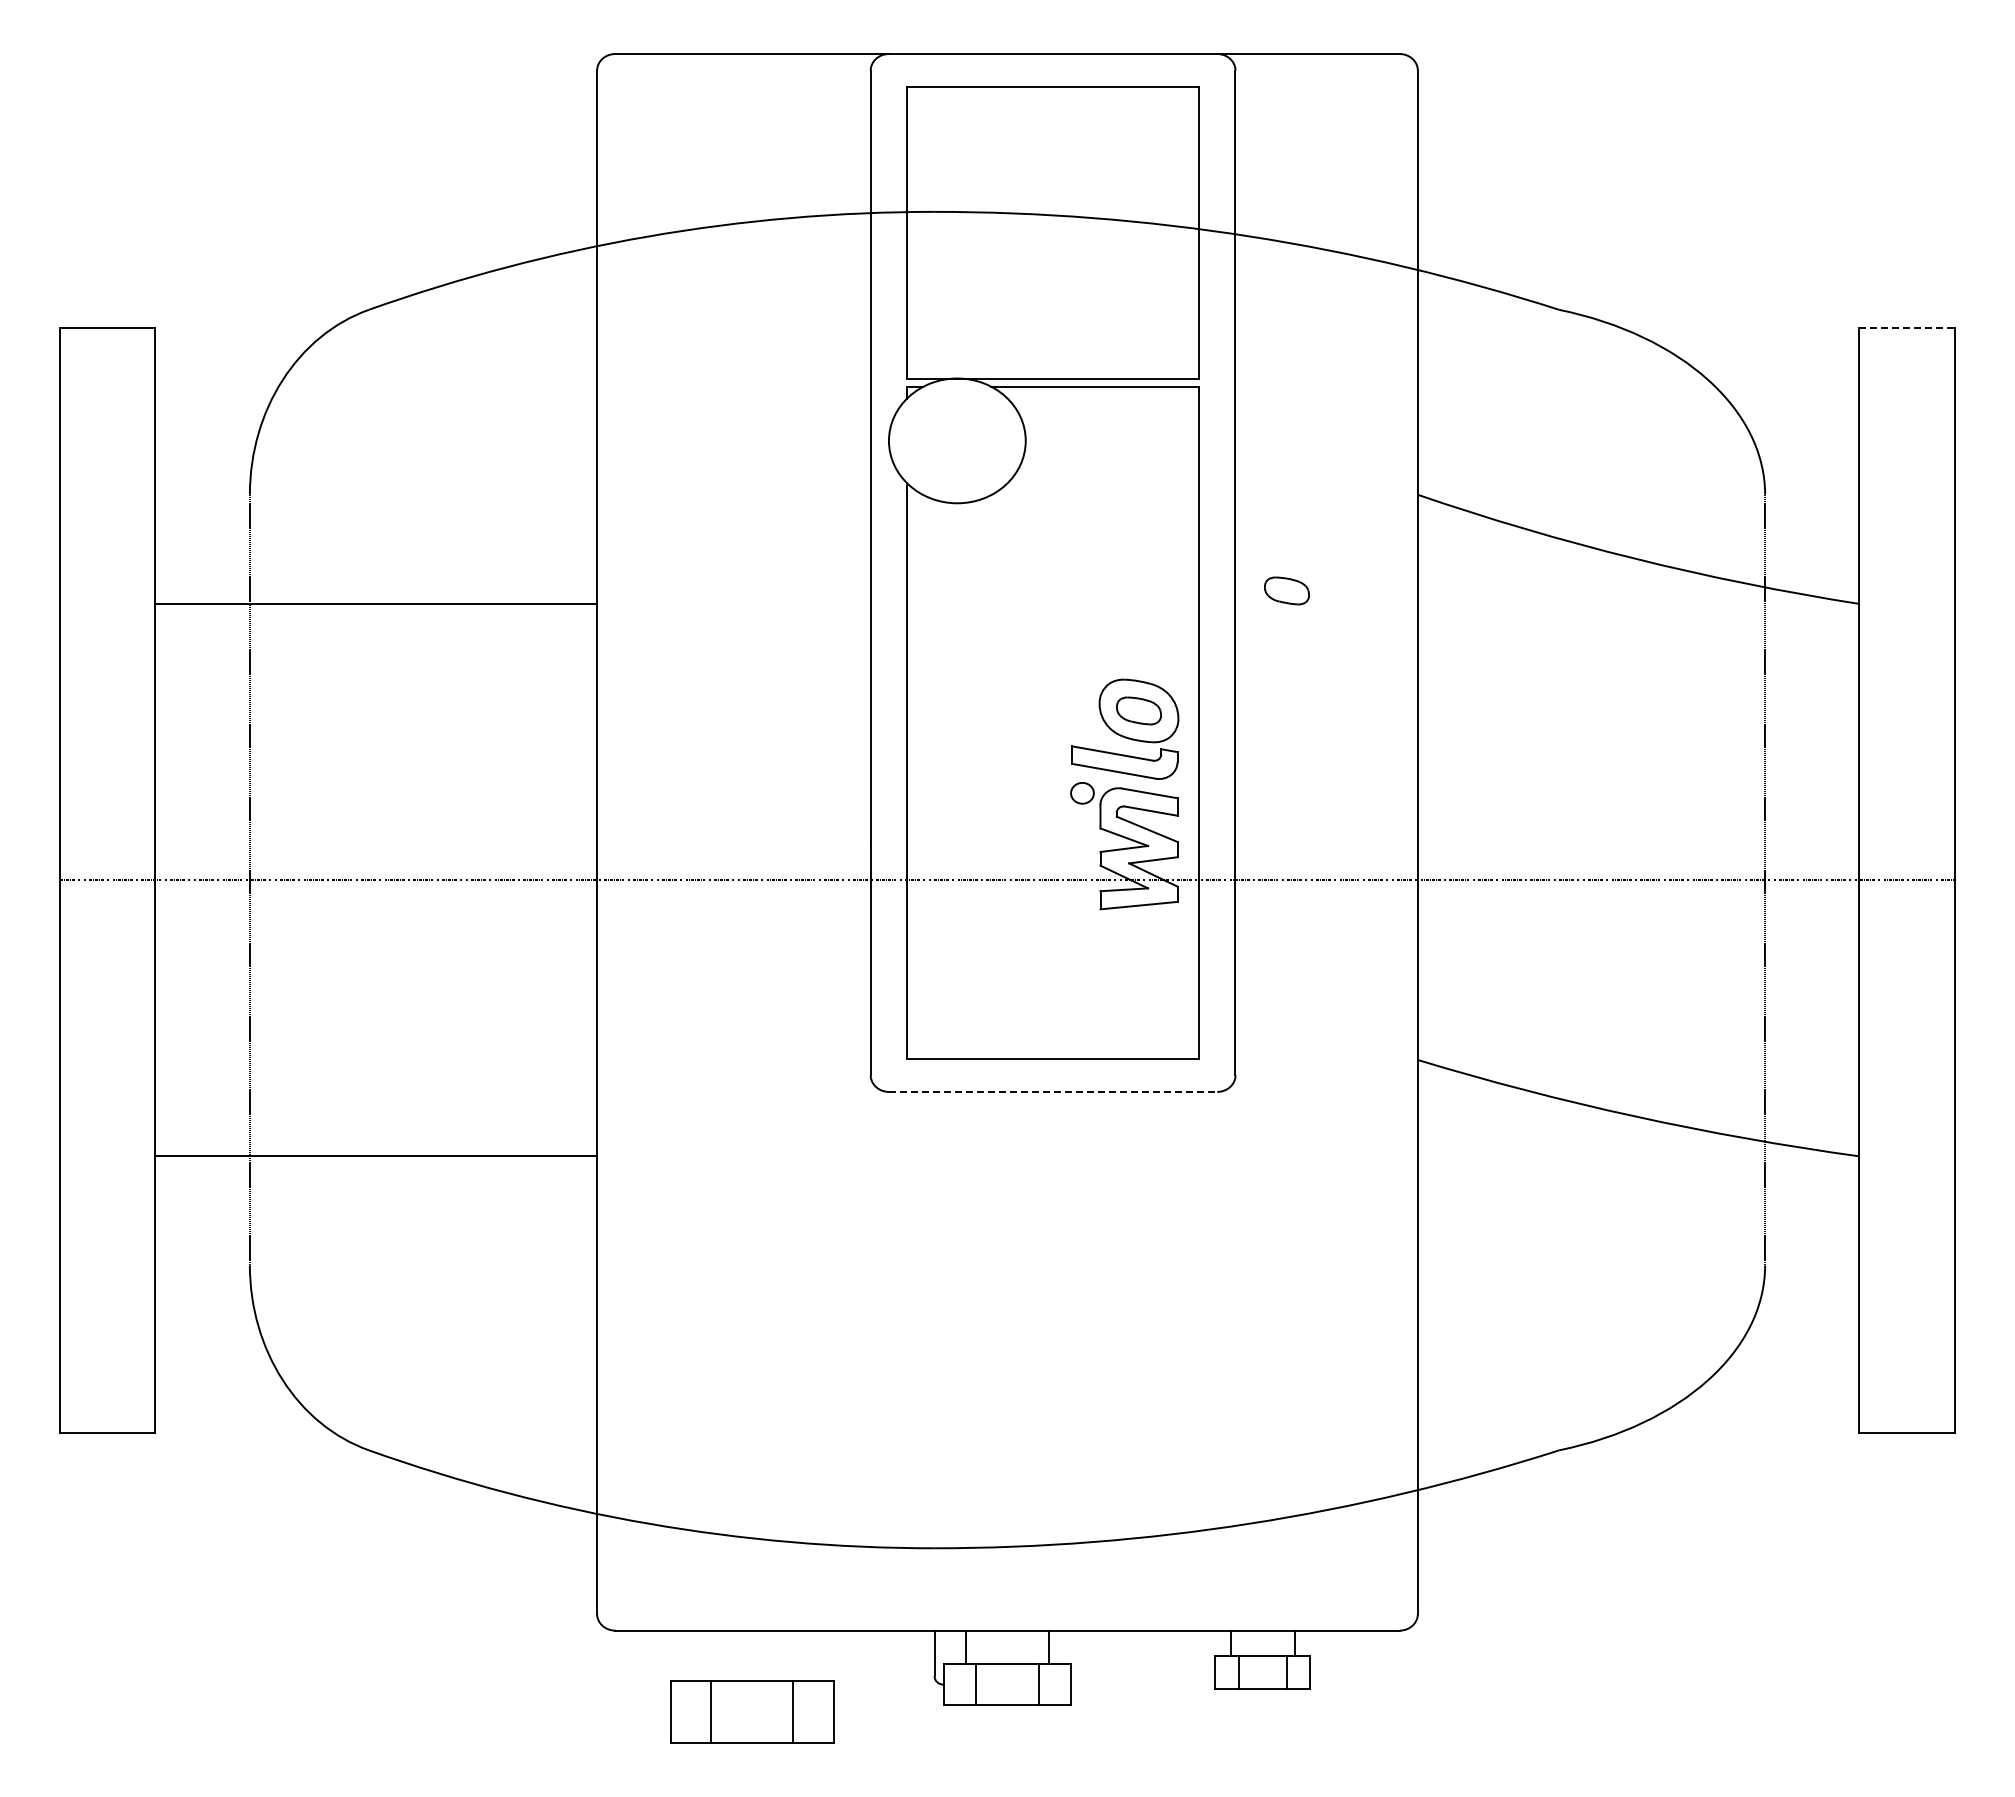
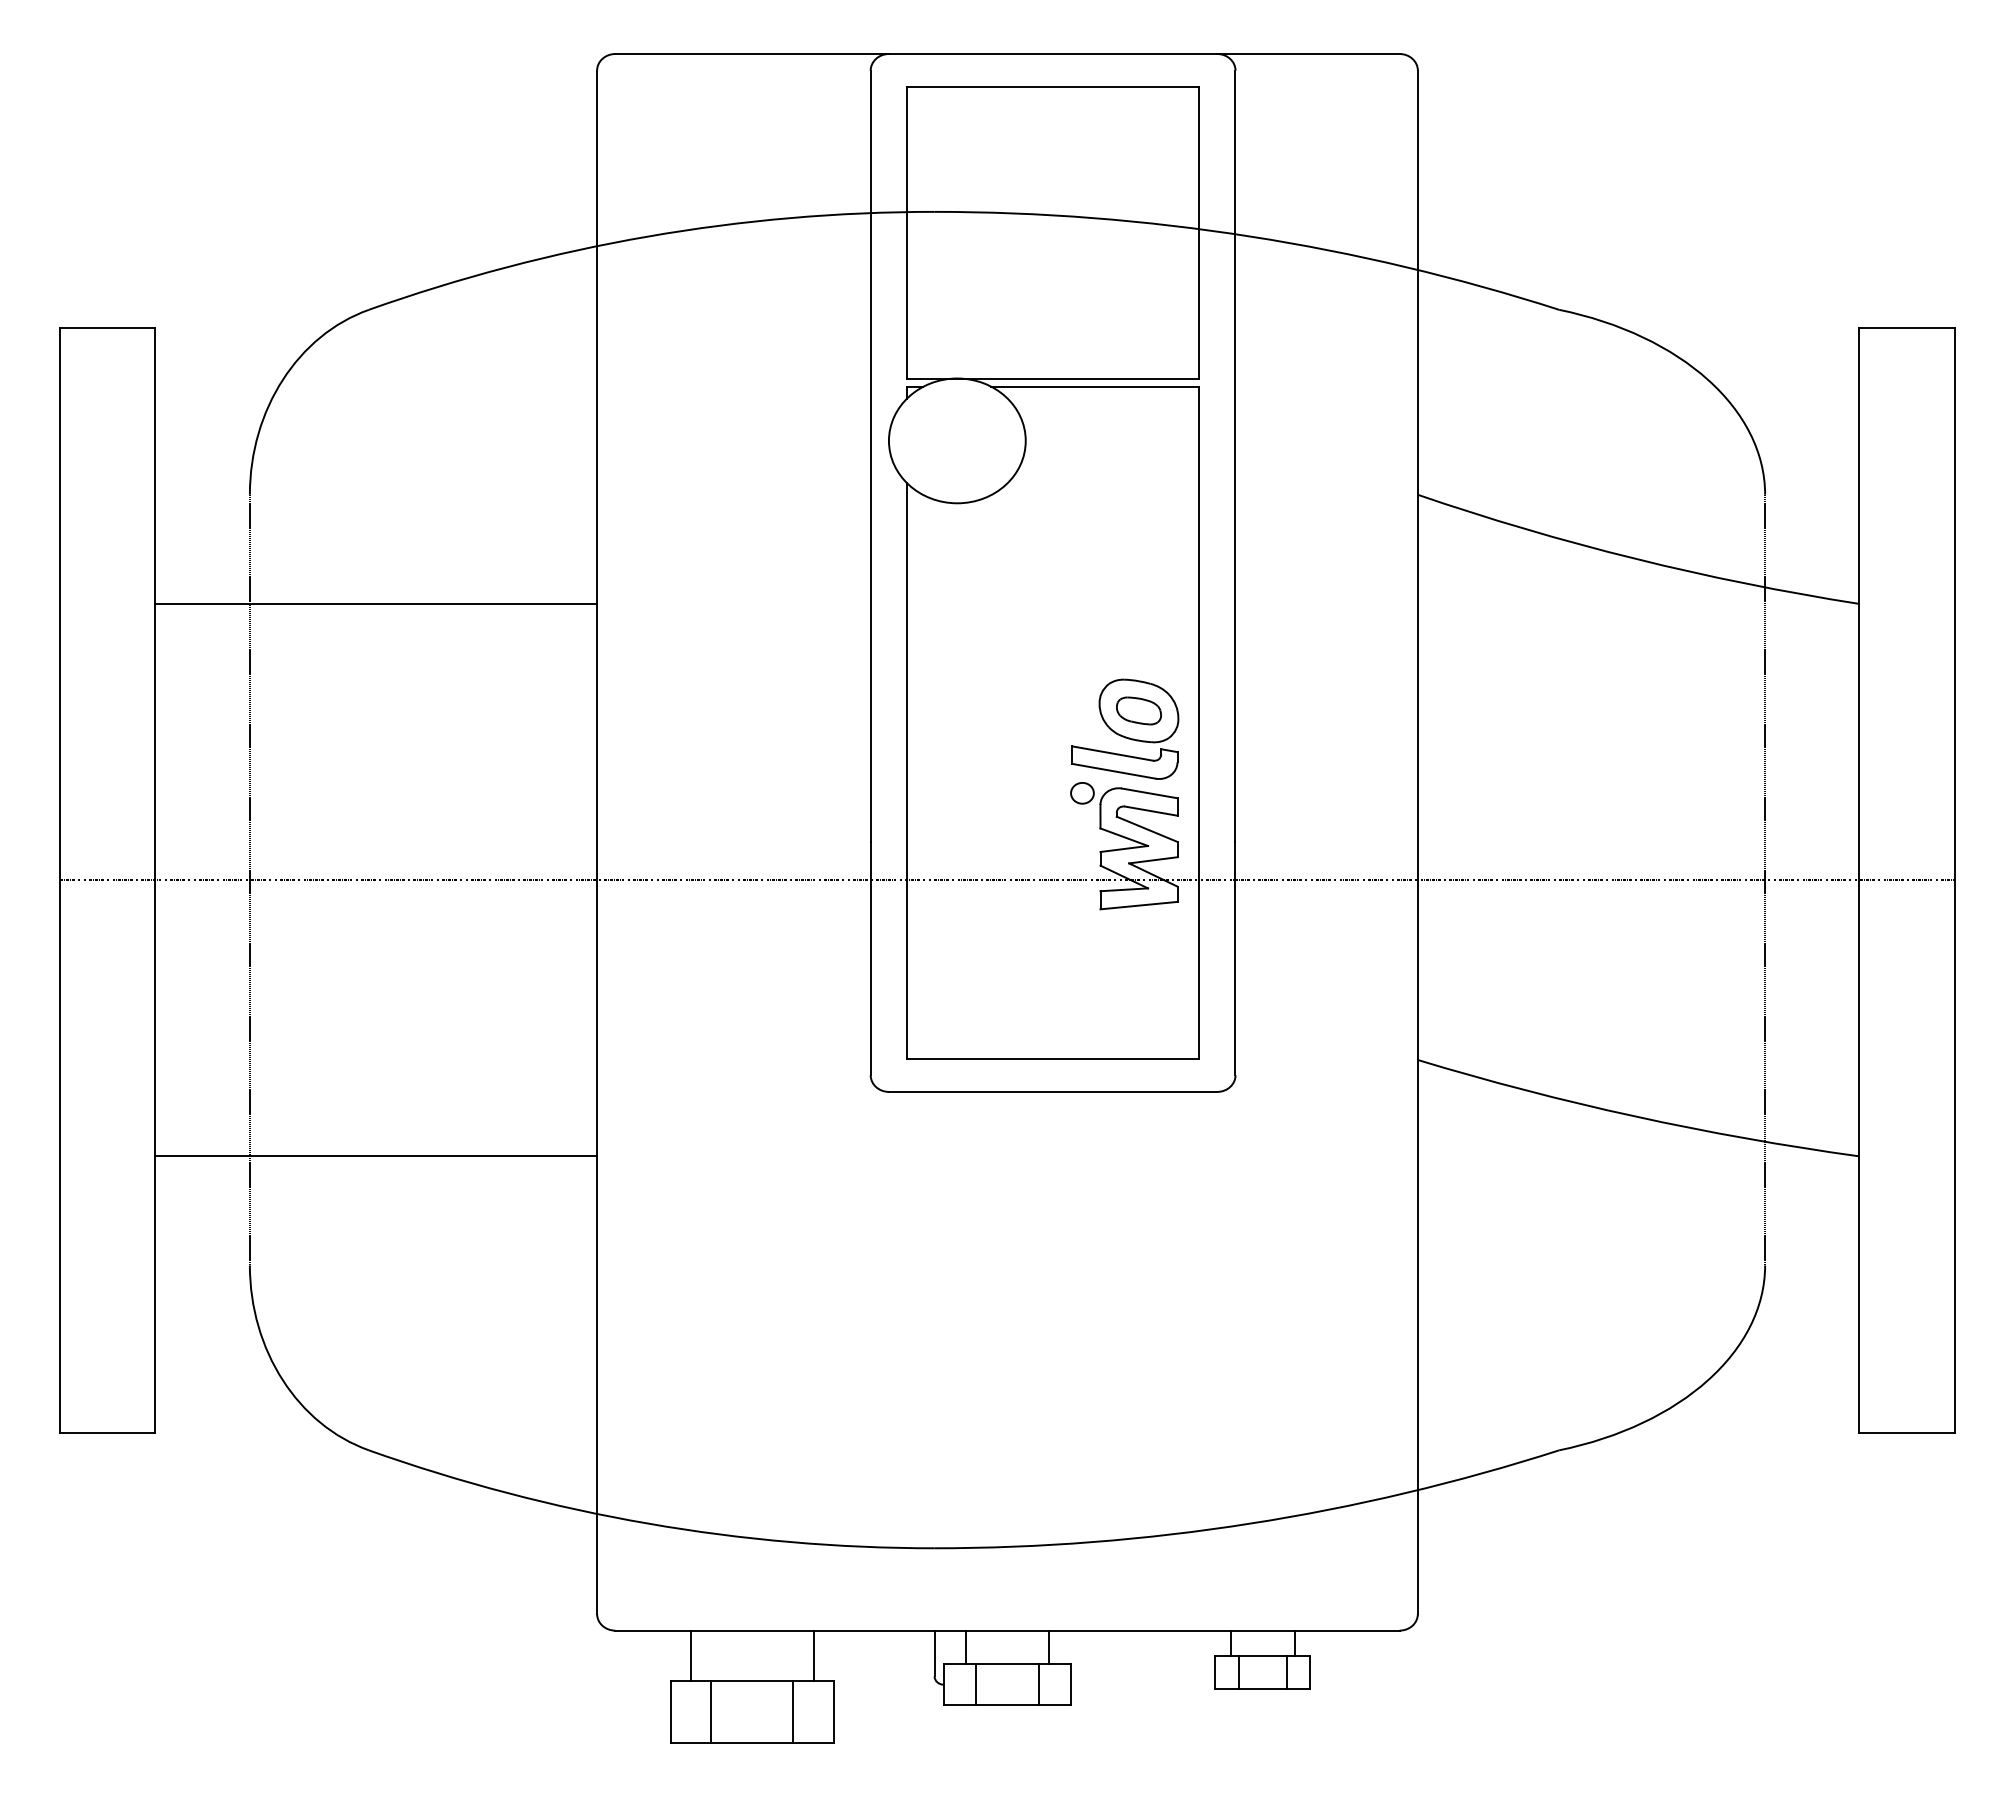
line: dashed -> solid (1906, 327)
part: present -> none (1286, 590)
line: dashed -> solid (1053, 1091)
line: none -> present (690, 1655)
line: none -> present (813, 1655)
